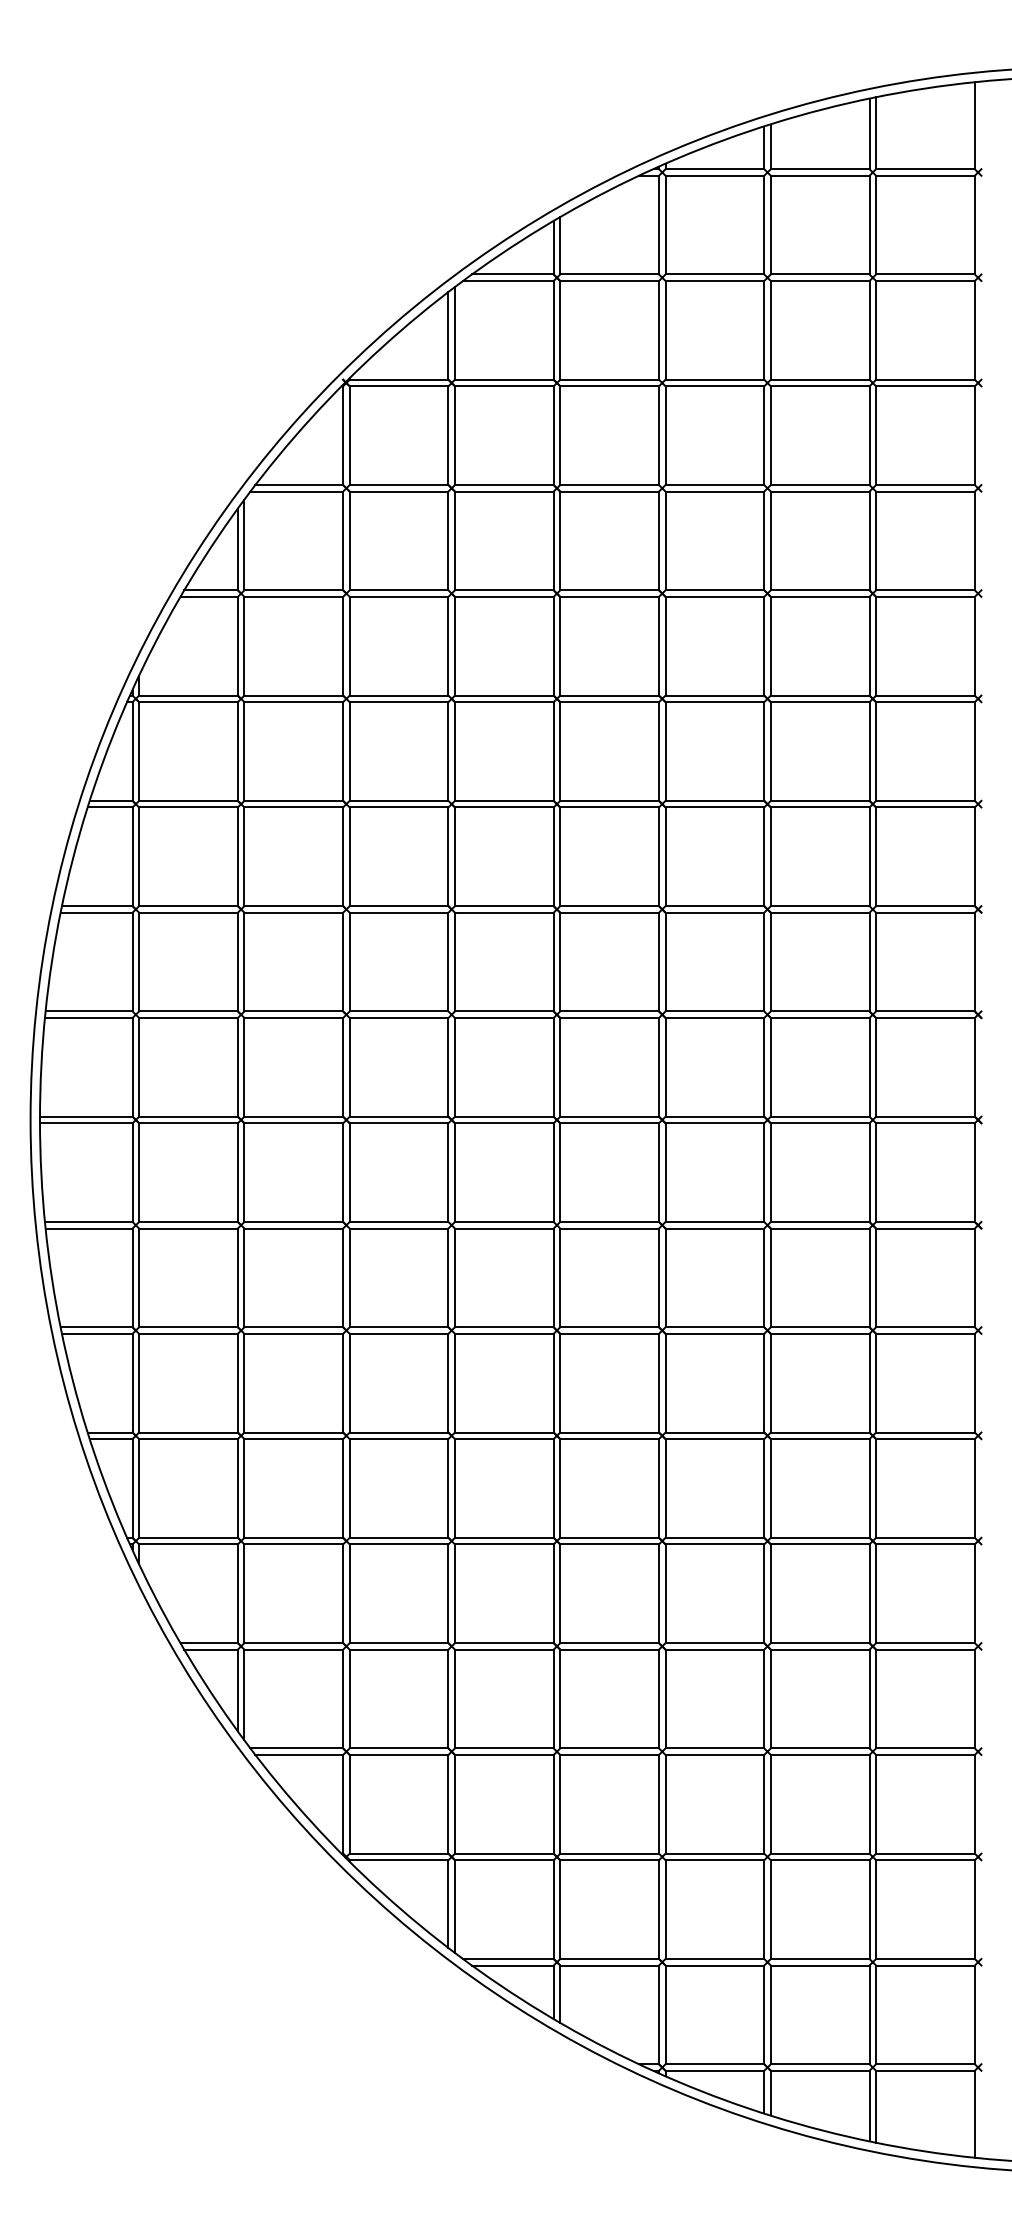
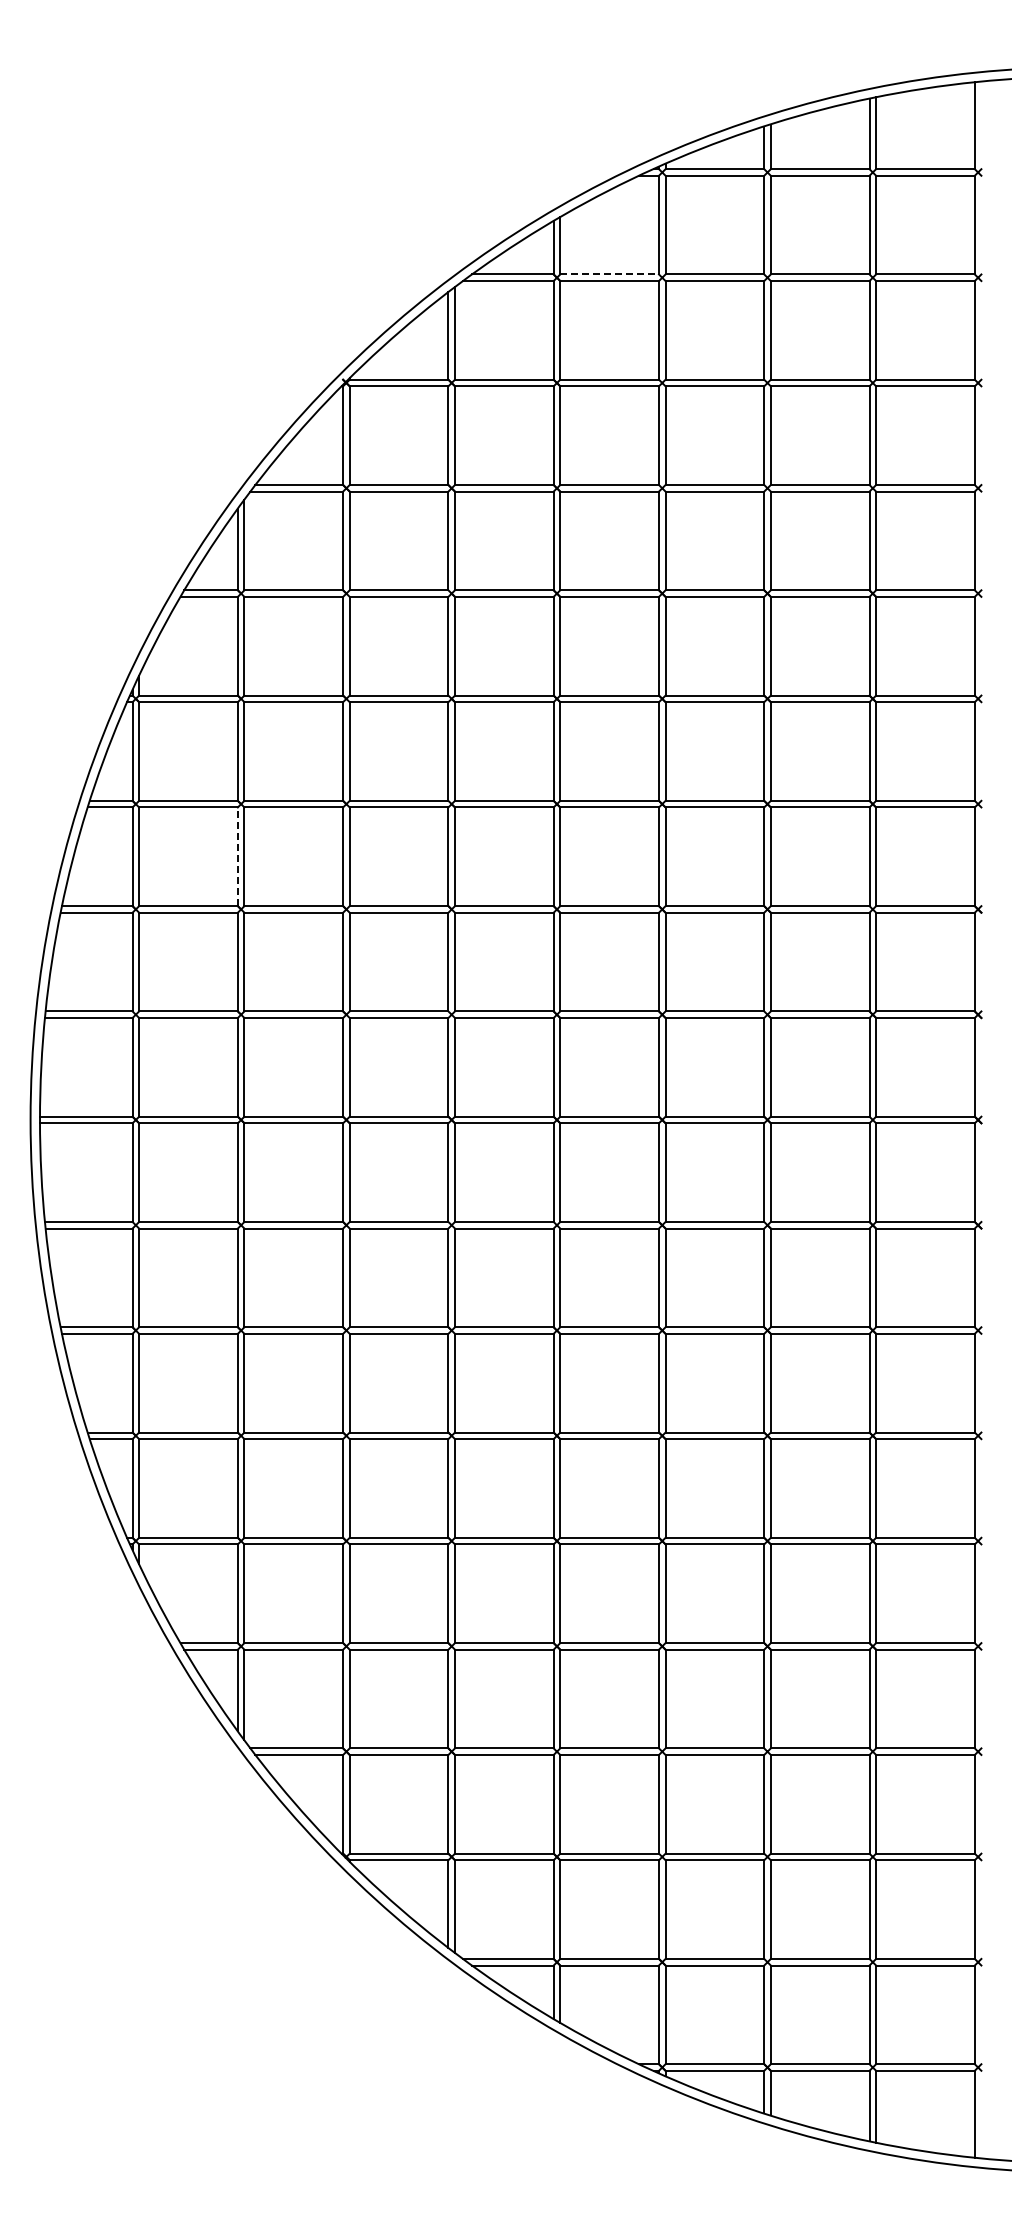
line: solid -> dashed (610, 274)
line: solid -> dashed (237, 856)
